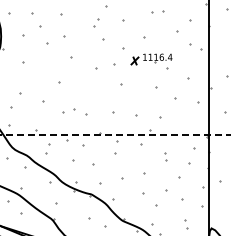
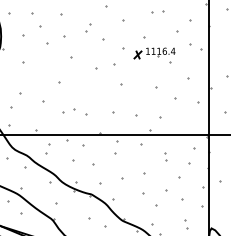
part position: (96, 22) -> (88, 27) (88, 27)
part position: (151, 61) -> (154, 55) (154, 55)
line: dashed -> solid (115, 135)
